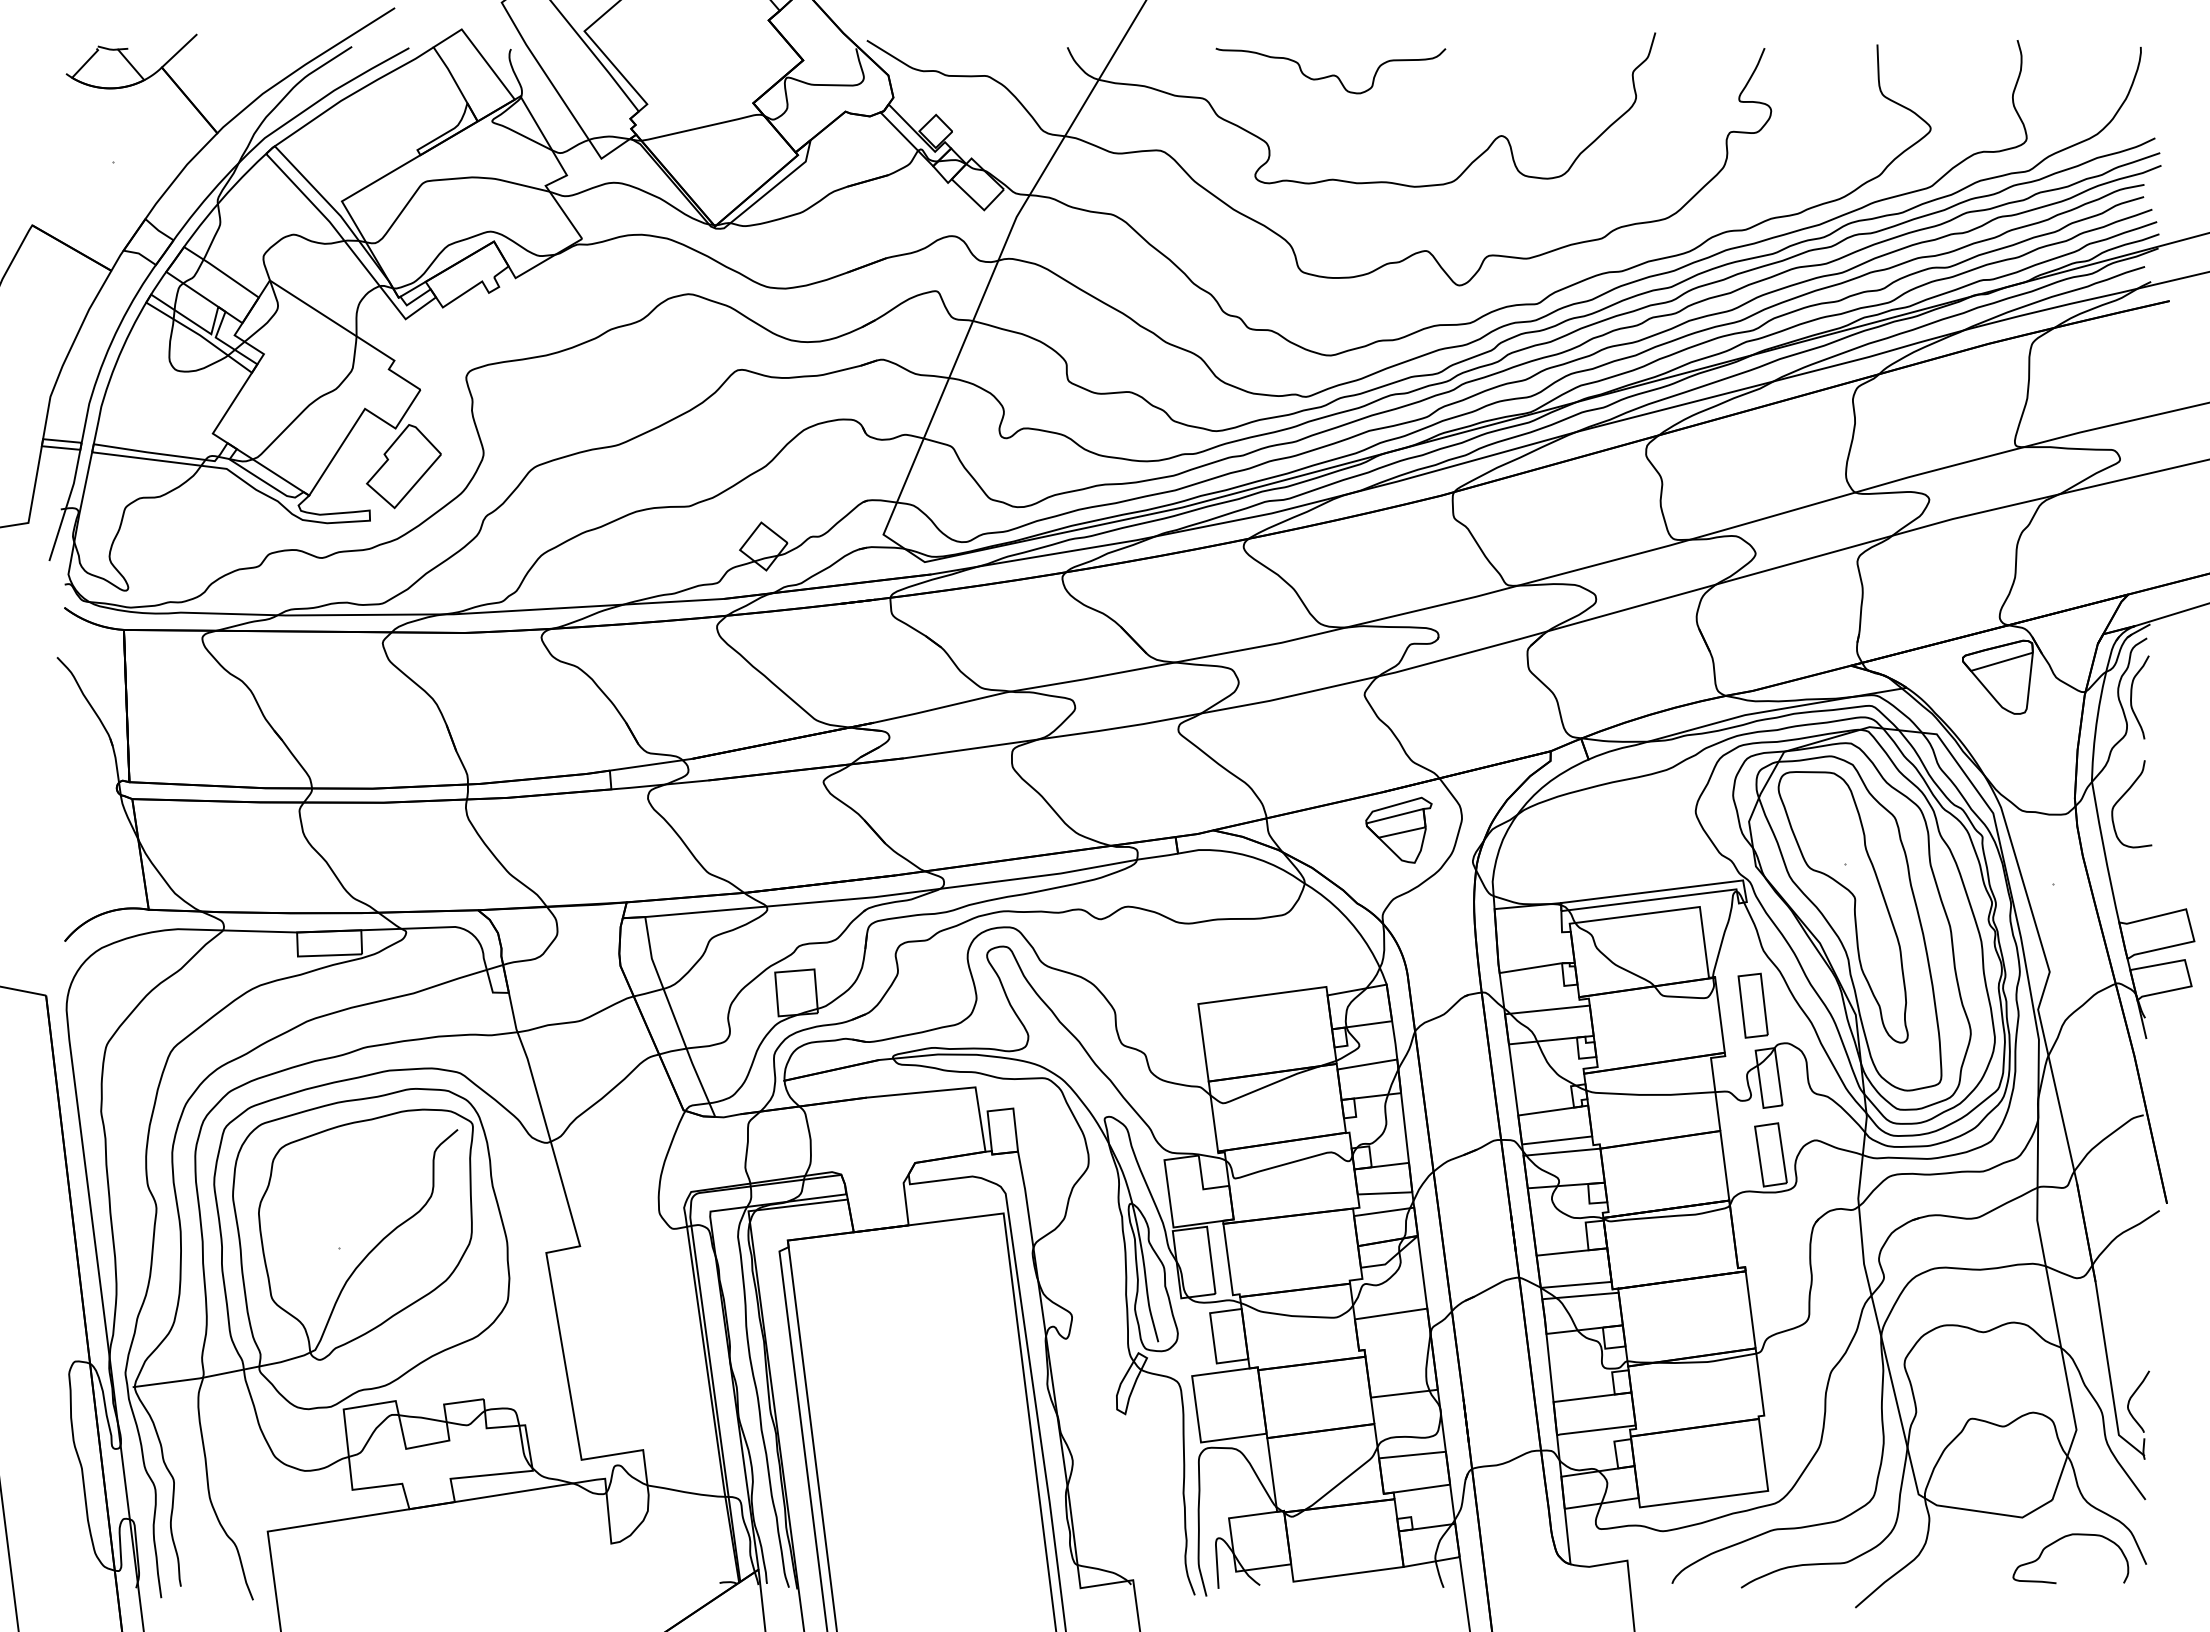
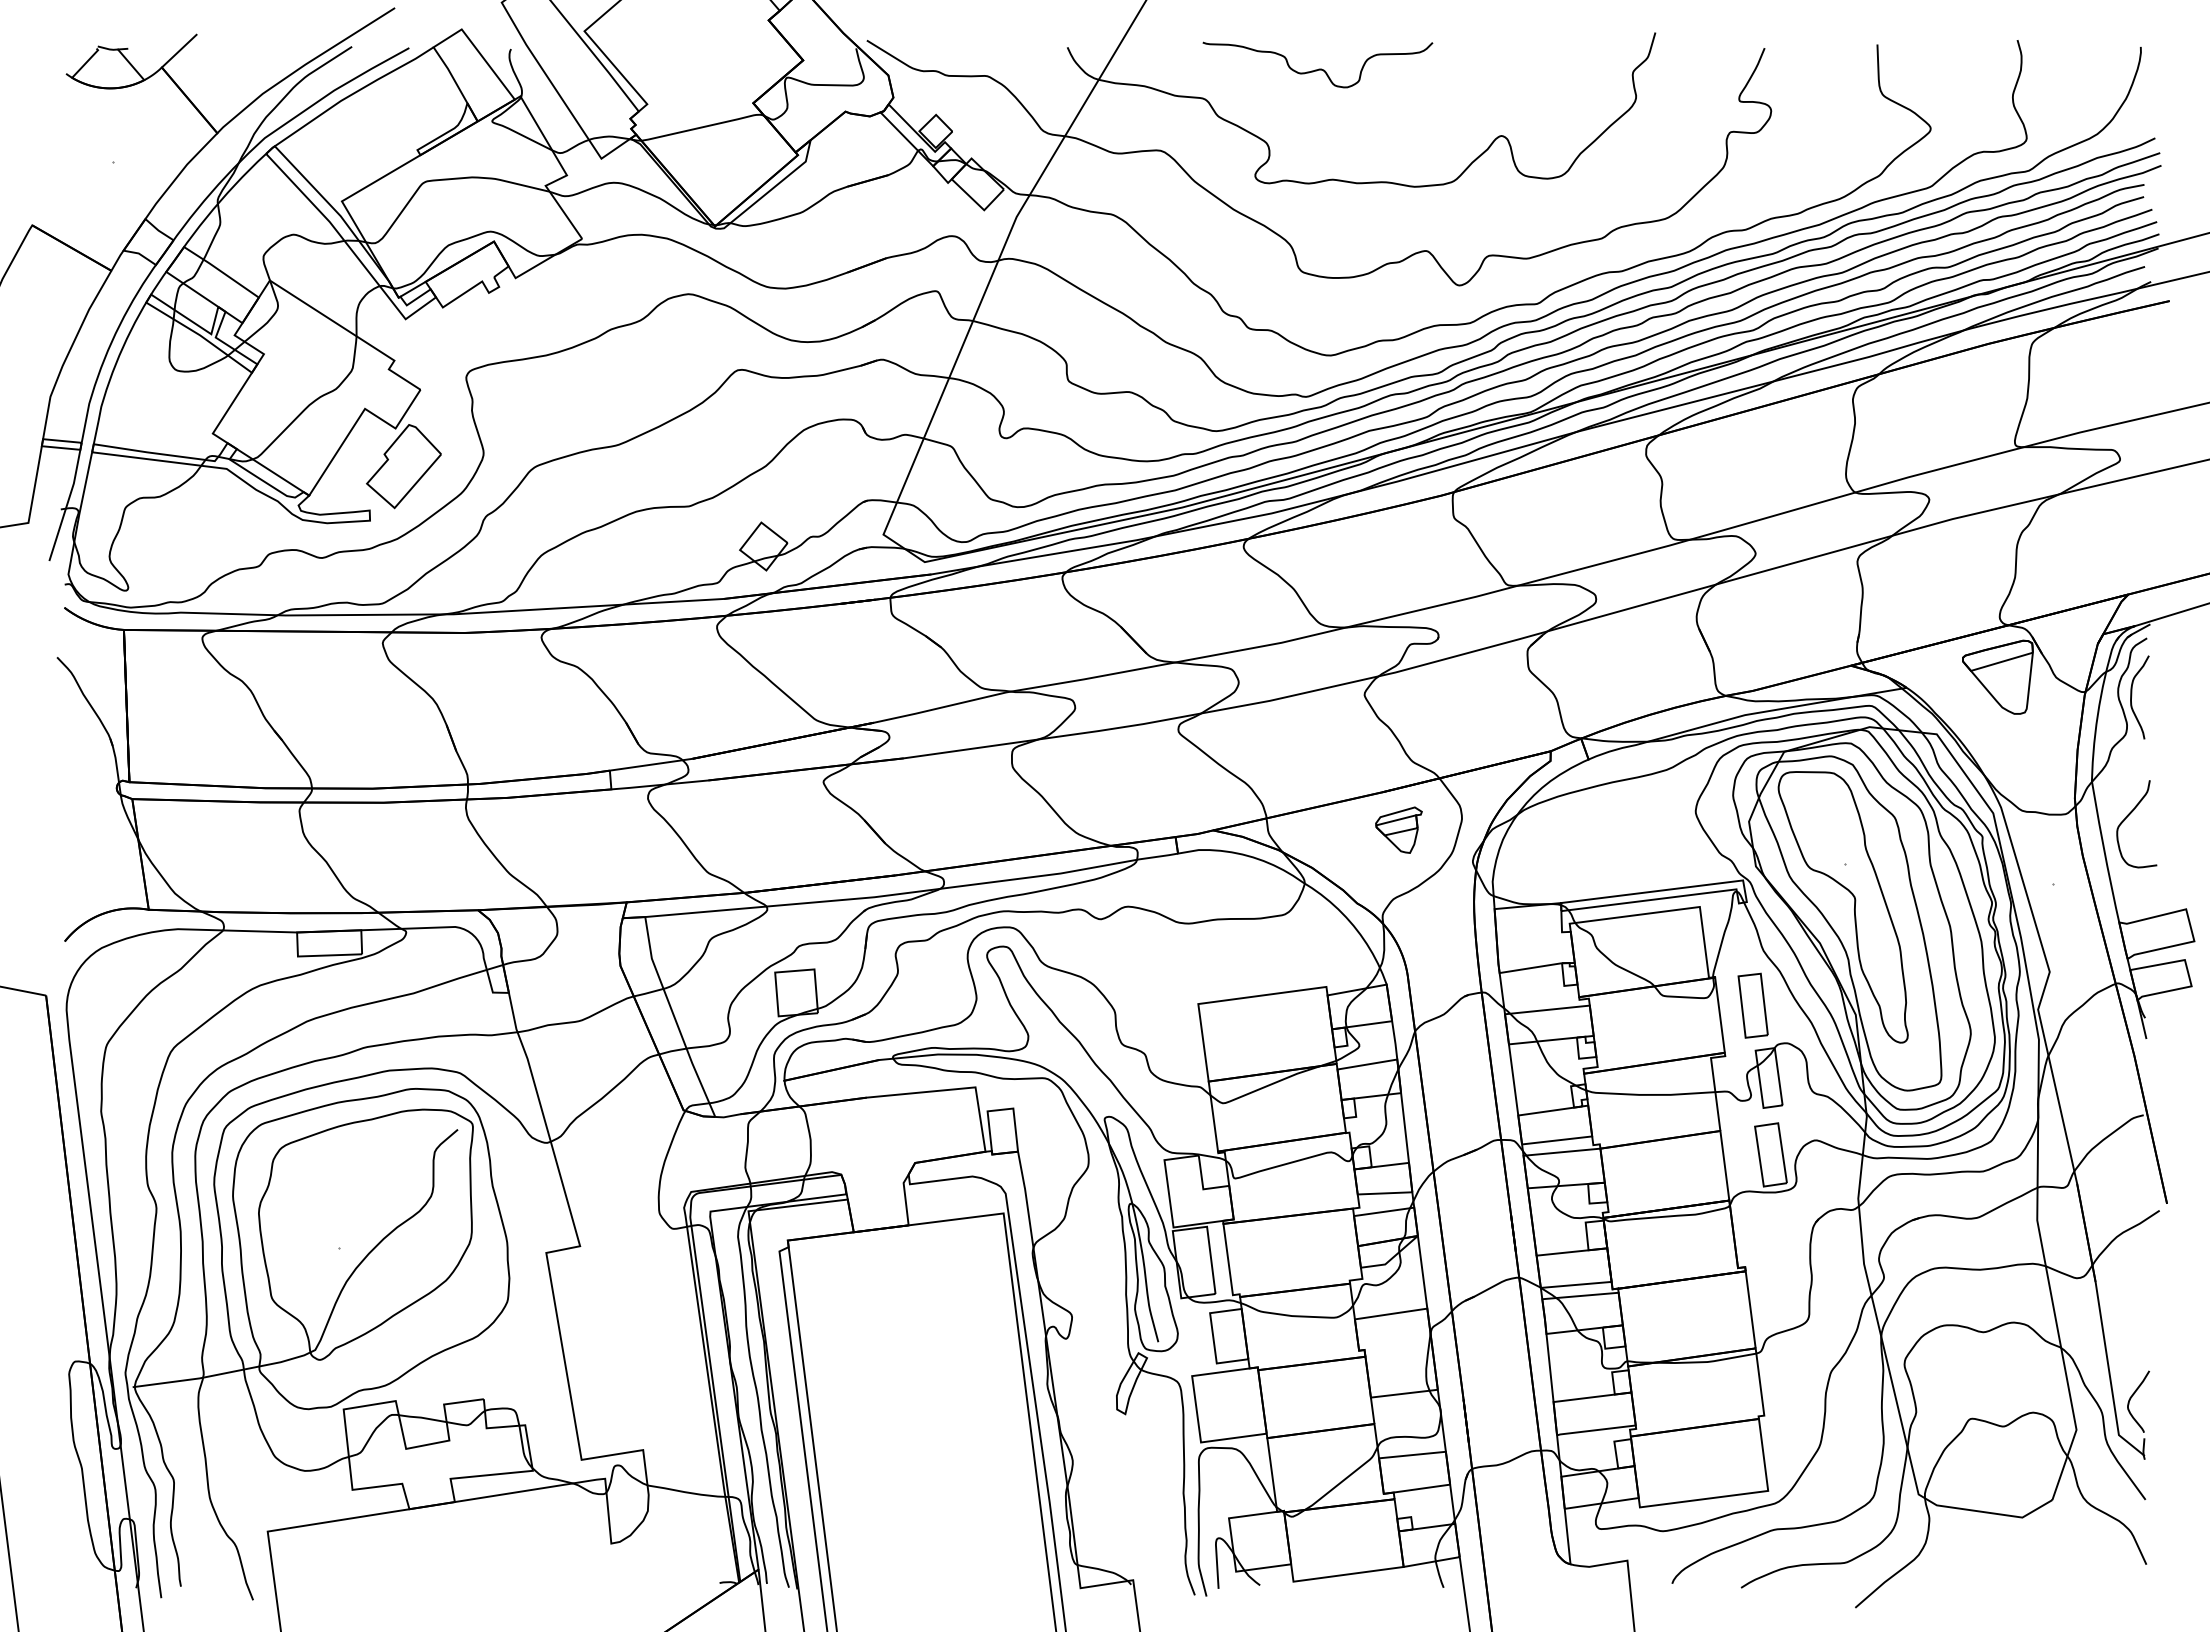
curve position: (1331, 74) -> (1318, 68) (1318, 68)
curve position: (2123, 796) -> (2128, 816) (2128, 816)
part size: 68x68 px -> 48x48 px (1398, 829)
curve: present -> none (2061, 1539)
